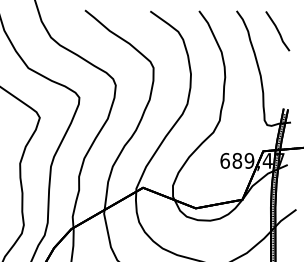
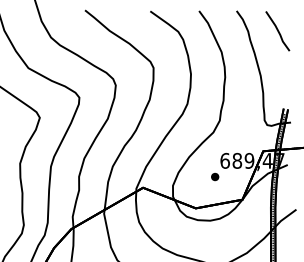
part: none -> present (215, 176)
